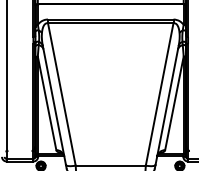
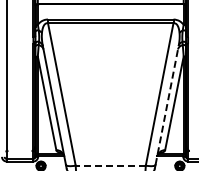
line: solid -> dashed (167, 105)
line: solid -> dashed (110, 165)
